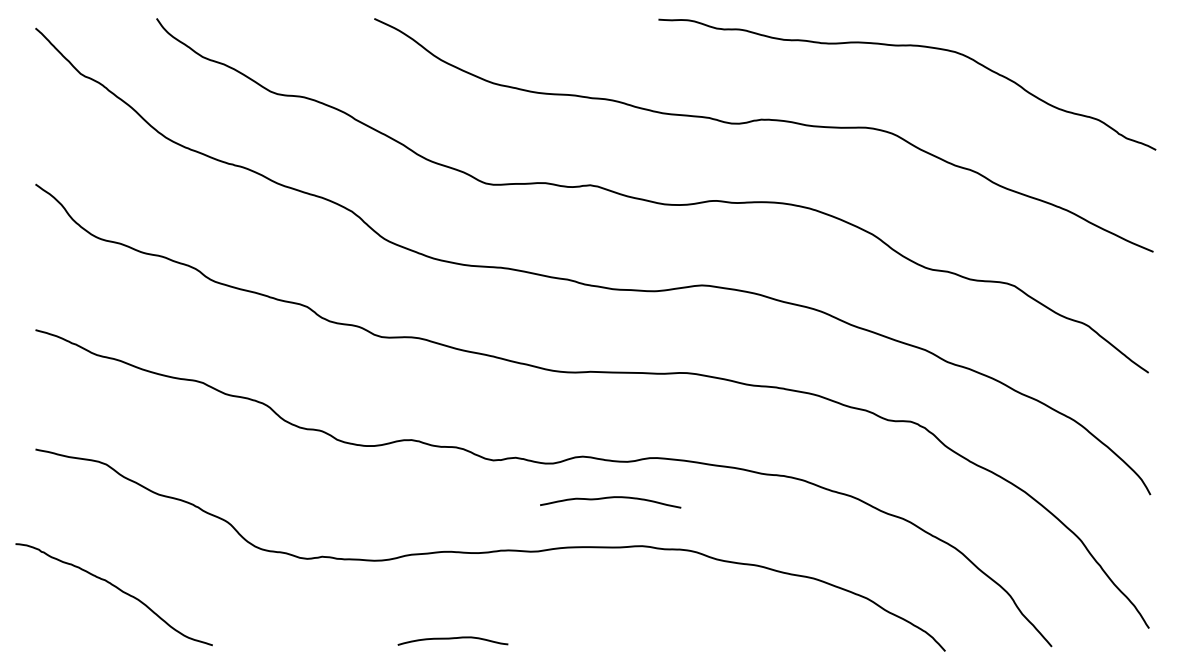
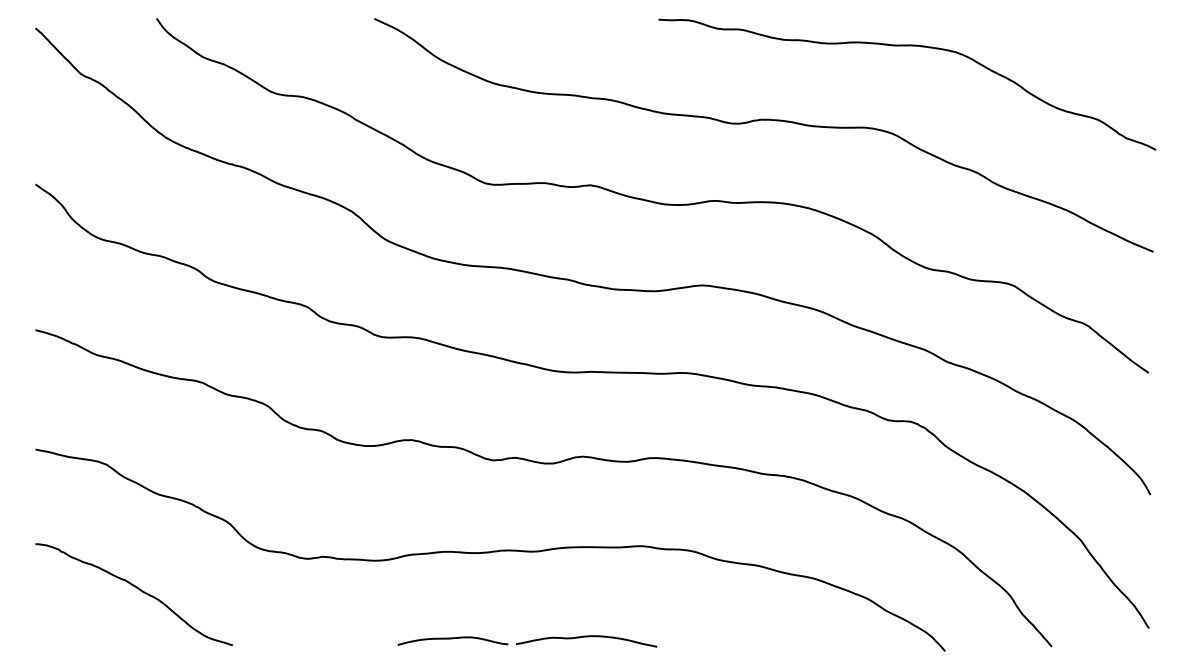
curve position: (610, 498) -> (586, 637) (586, 637)
curve position: (117, 589) -> (137, 589) (137, 589)
